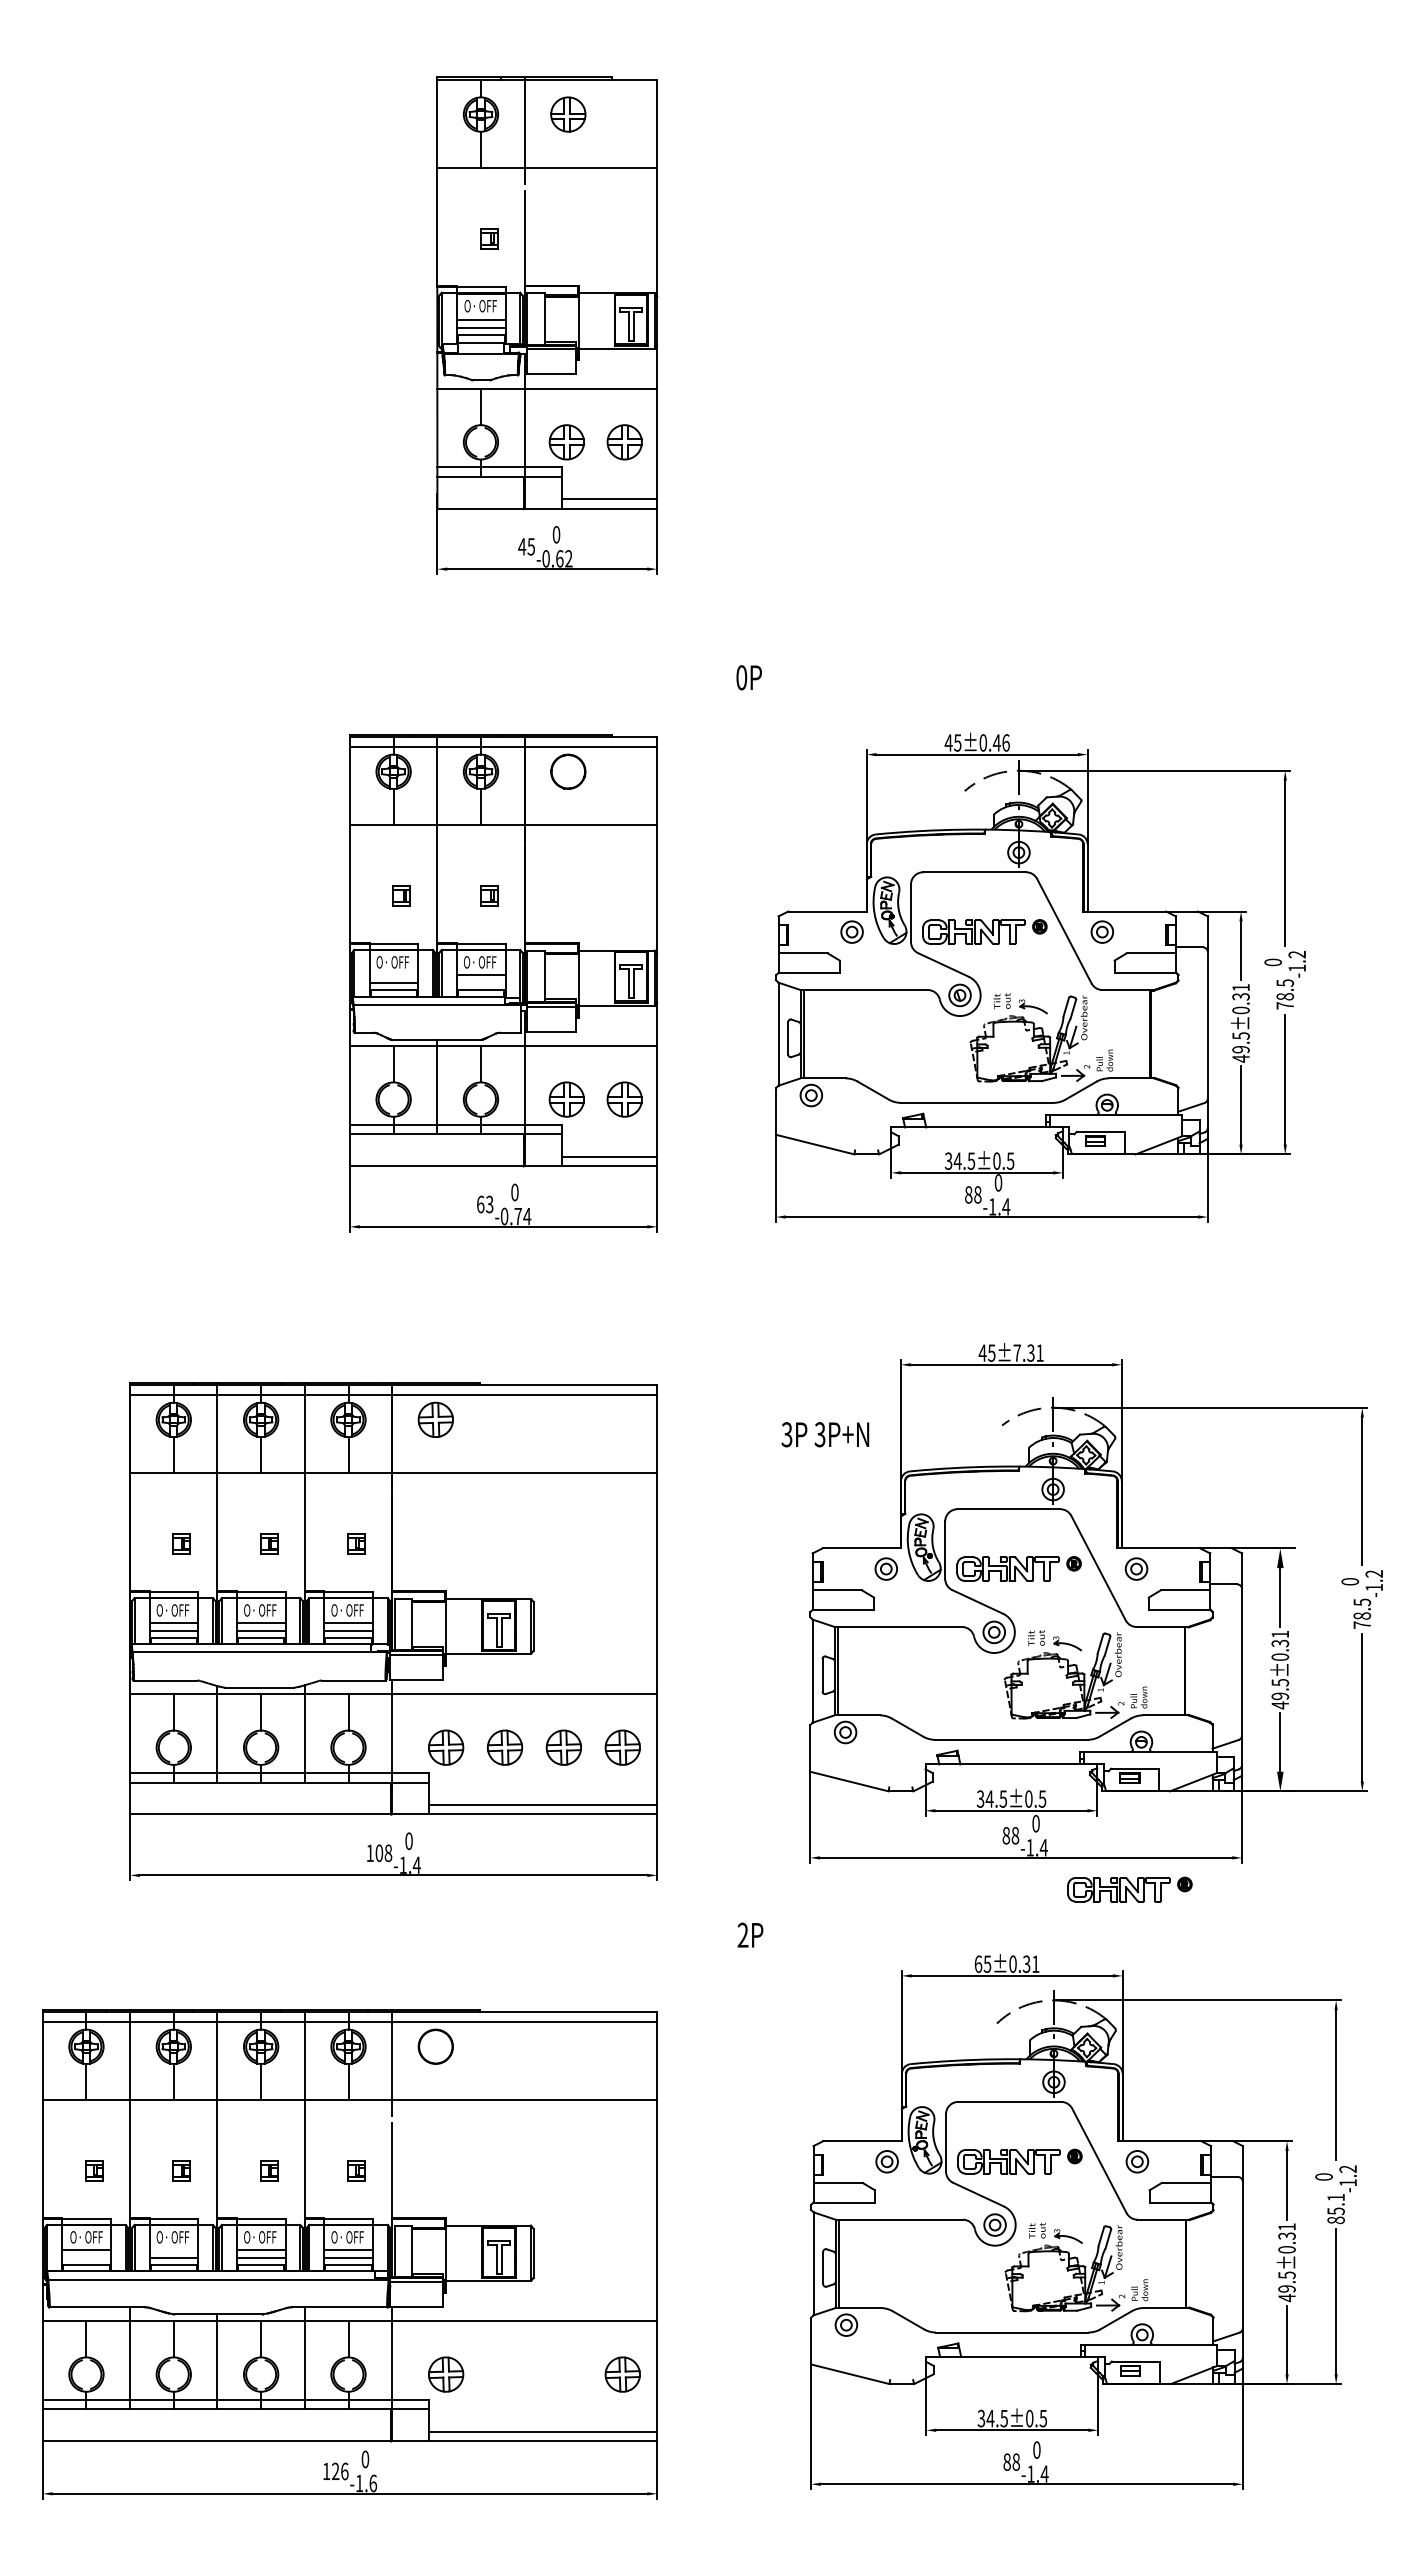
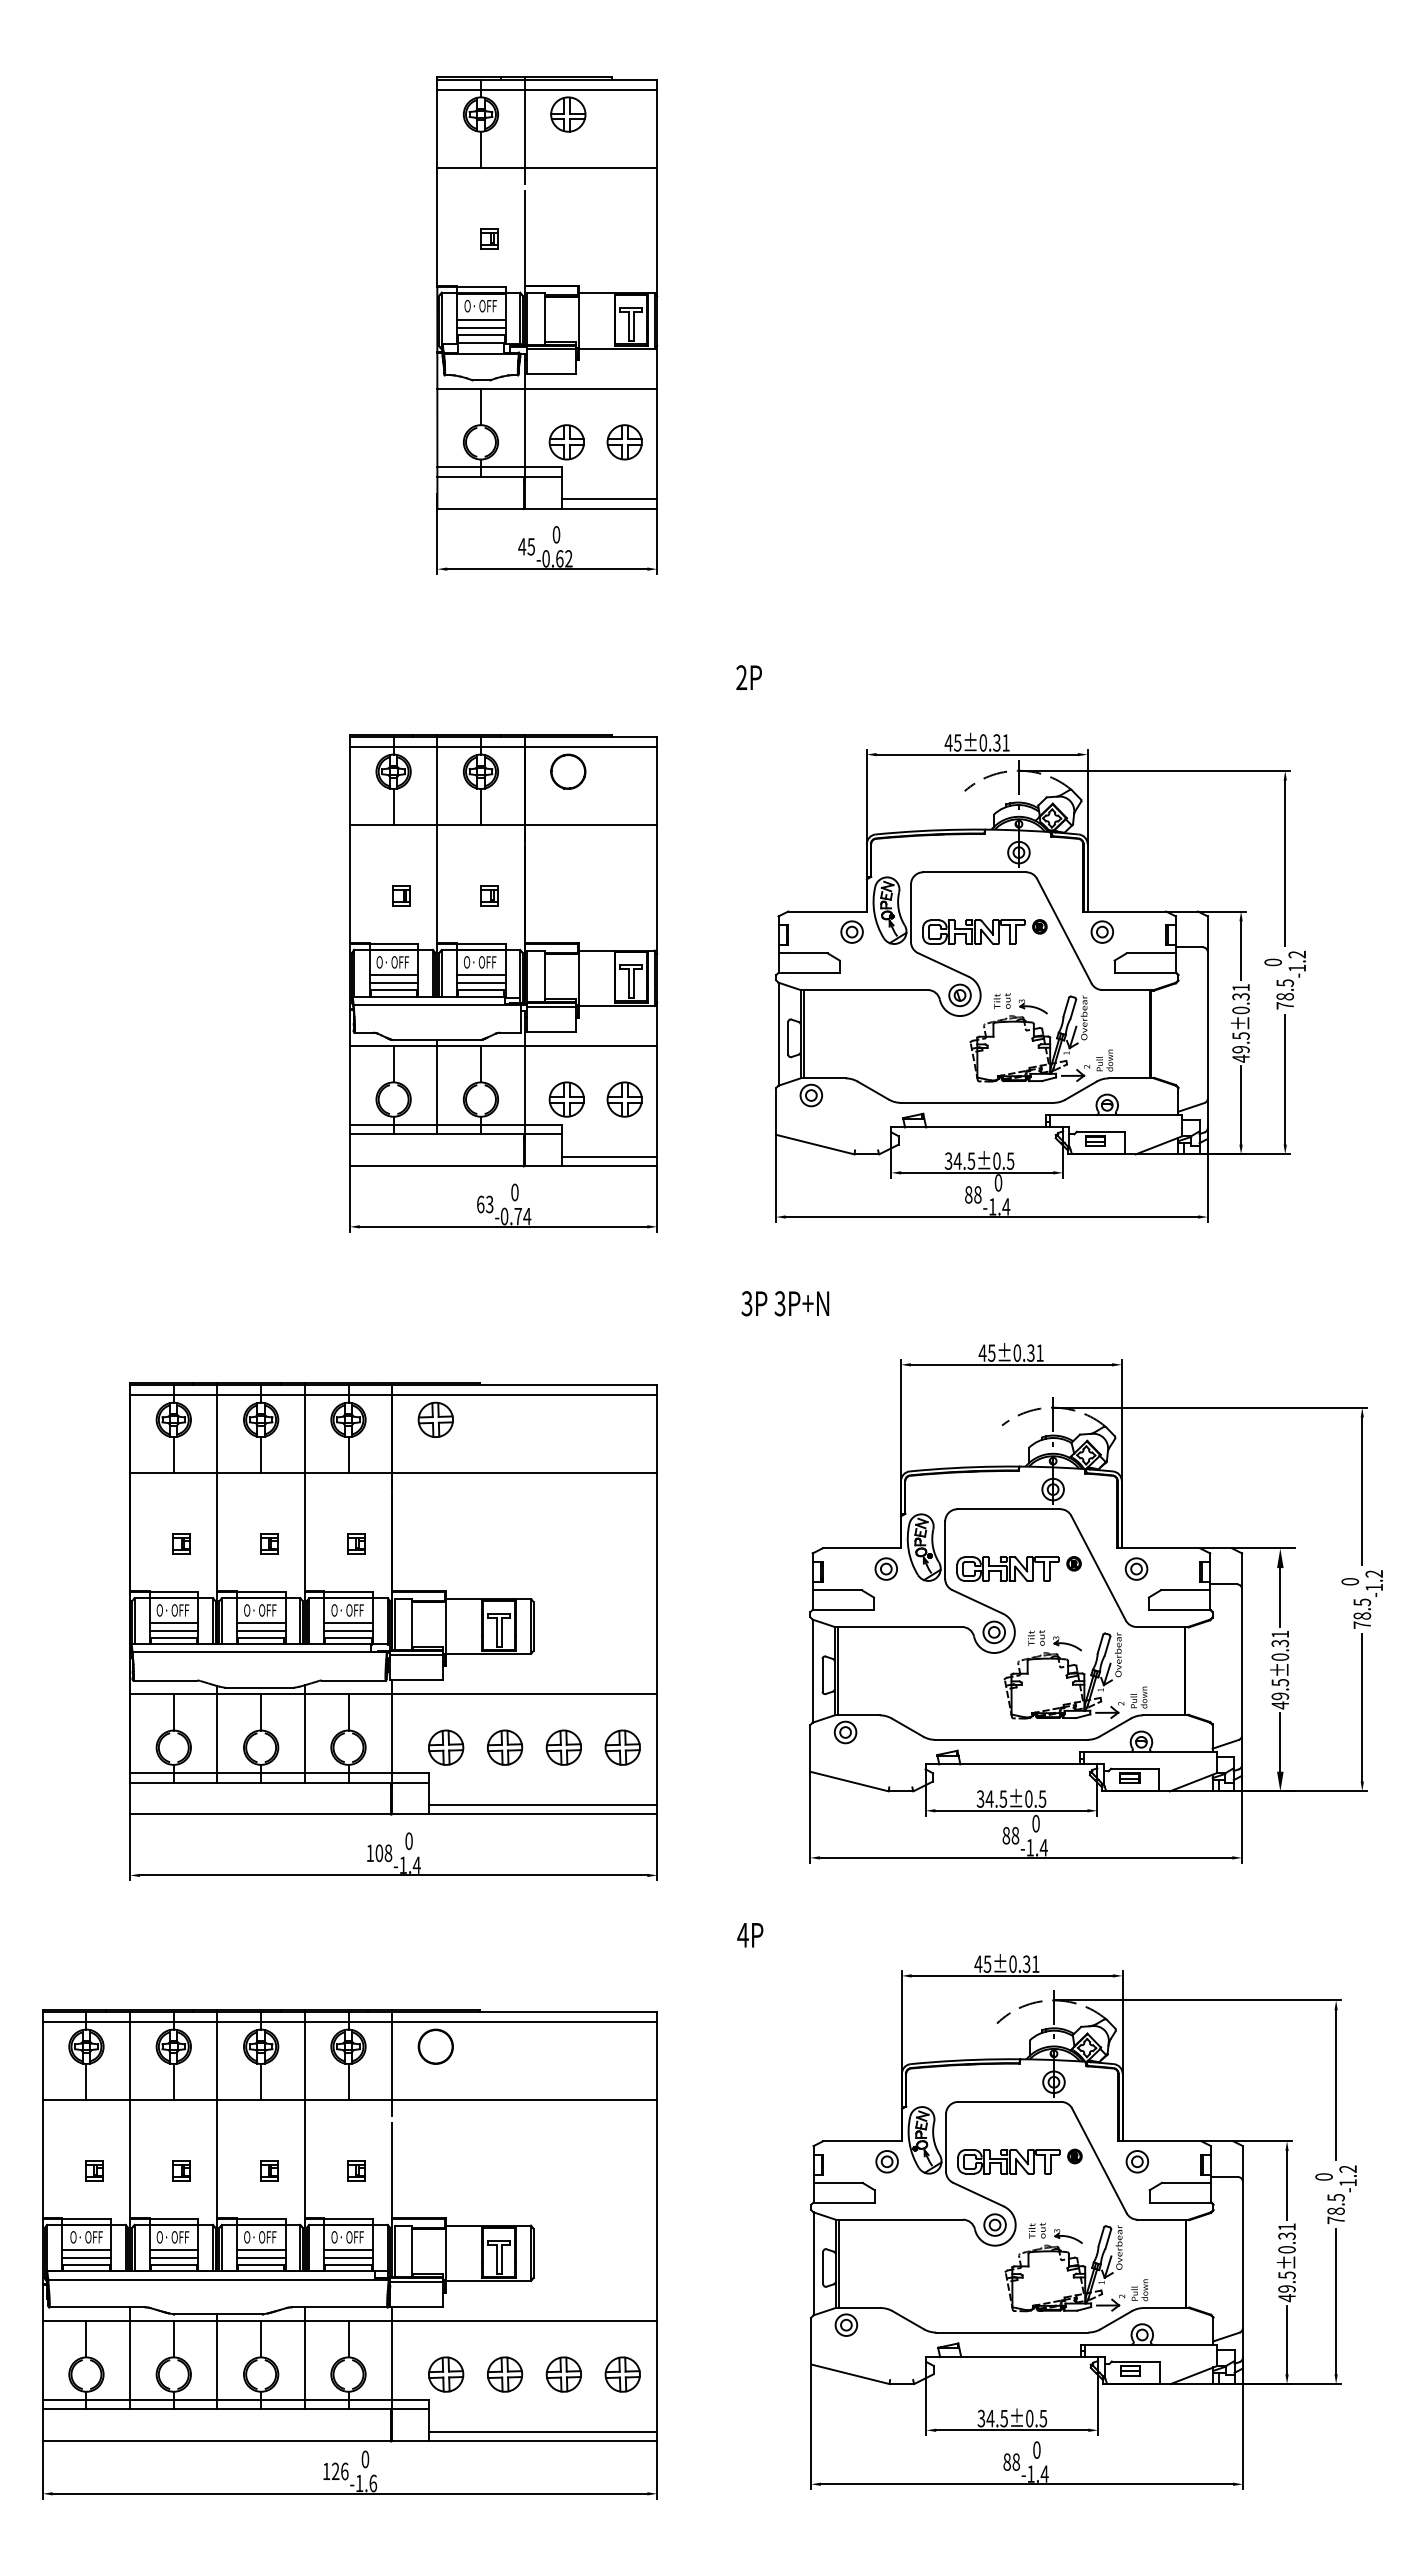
line: none -> present (547, 89)
text: 0P -> 2P (741, 677)
text: 45±0.46 -> 45±0.31 (1000, 742)
line: none -> present (393, 974)
line: none -> present (480, 983)
text: 45±7.31 -> 45±0.31 (1017, 1352)
text position: (825, 1434) -> (785, 1303) (785, 1303)
part: present -> none (1129, 1889)
text: 2P -> 4P (742, 1934)
text: 65±0.31 -> 45±0.31 (978, 1963)
text: 85.1 -> 78.5 (1335, 2209)
line: none -> present (173, 2249)
line: none -> present (86, 2258)
part: none -> present (505, 2374)
part: none -> present (563, 2374)
